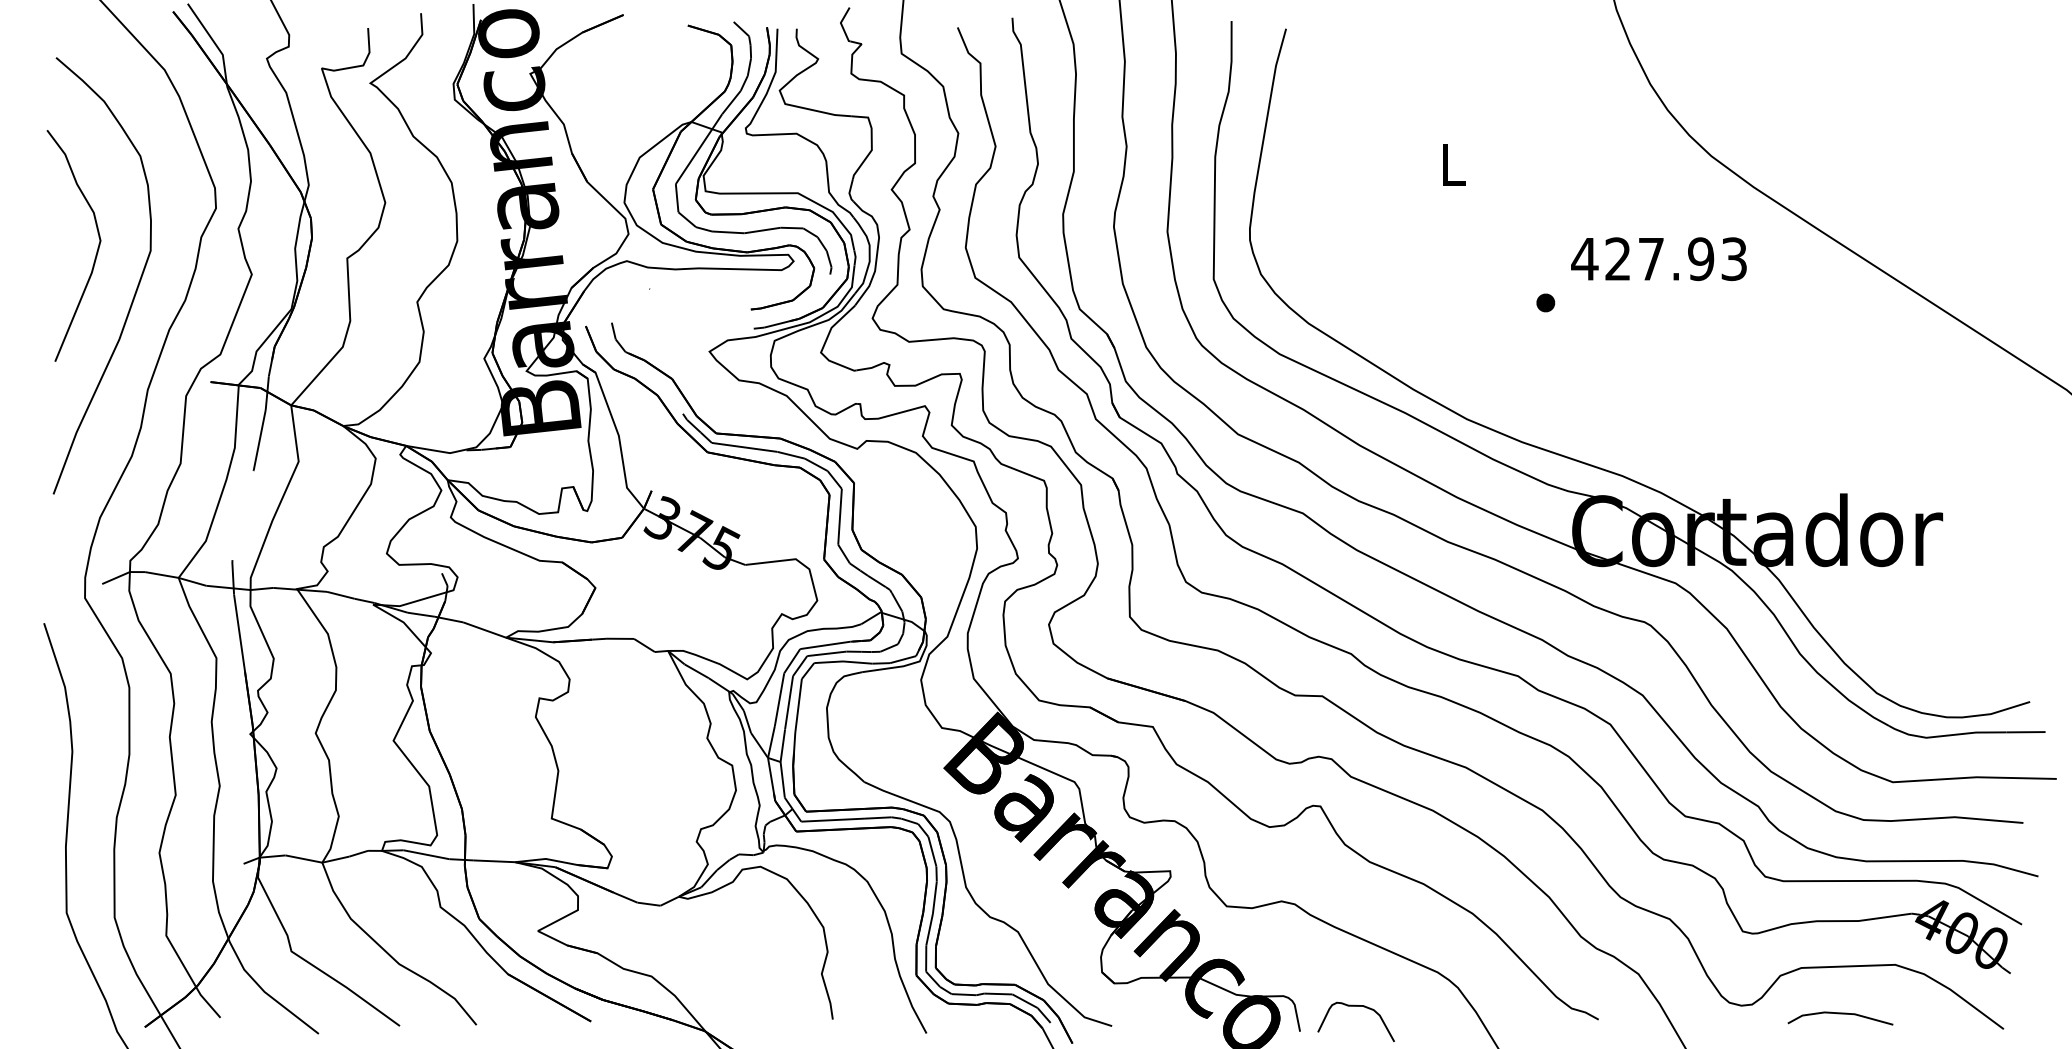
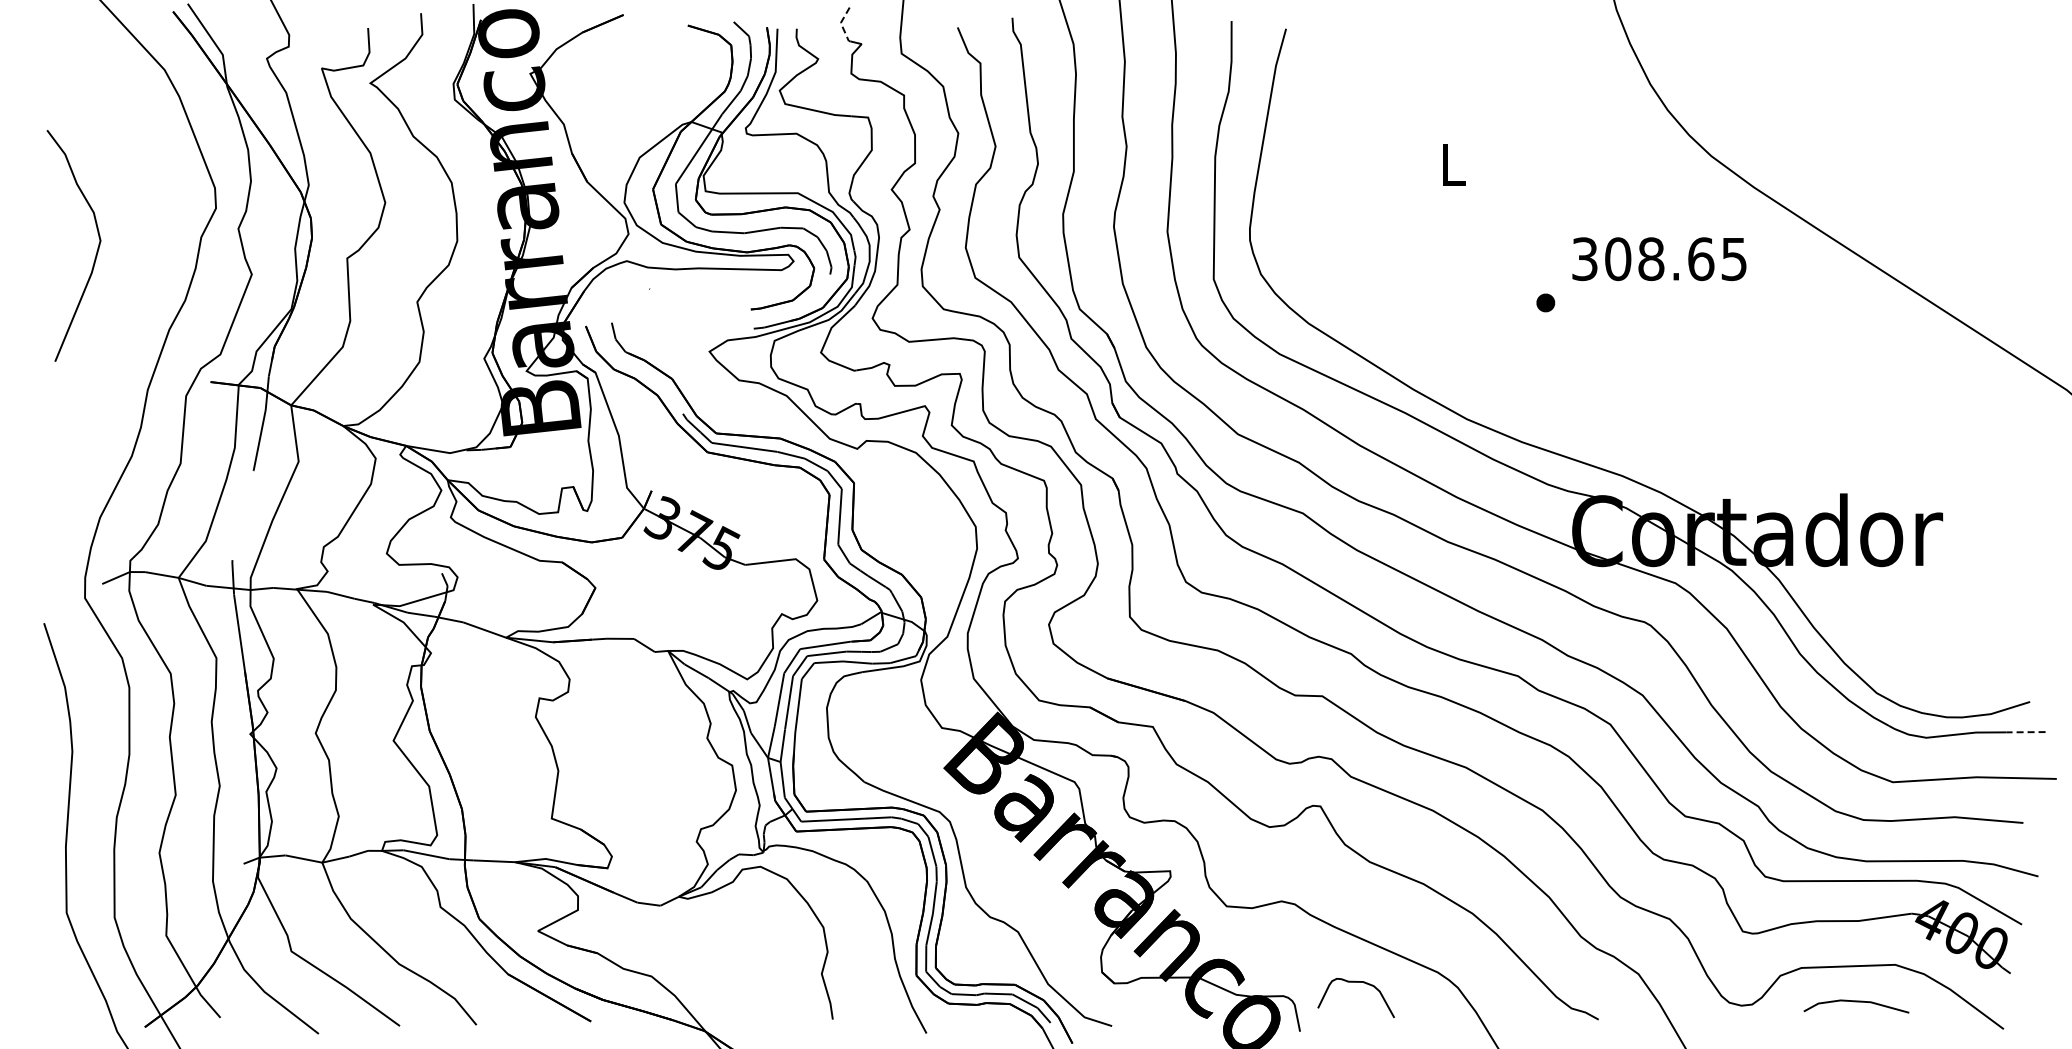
line: solid -> dashed (841, 24)
text: 427.93 -> 308.65 (1658, 259)
curve: present -> none (136, 287)
line: solid -> dashed (2025, 732)
curve position: (1355, 1006) -> (1355, 982) (1355, 982)
line position: (1840, 1014) -> (1856, 1002) (1856, 1002)
